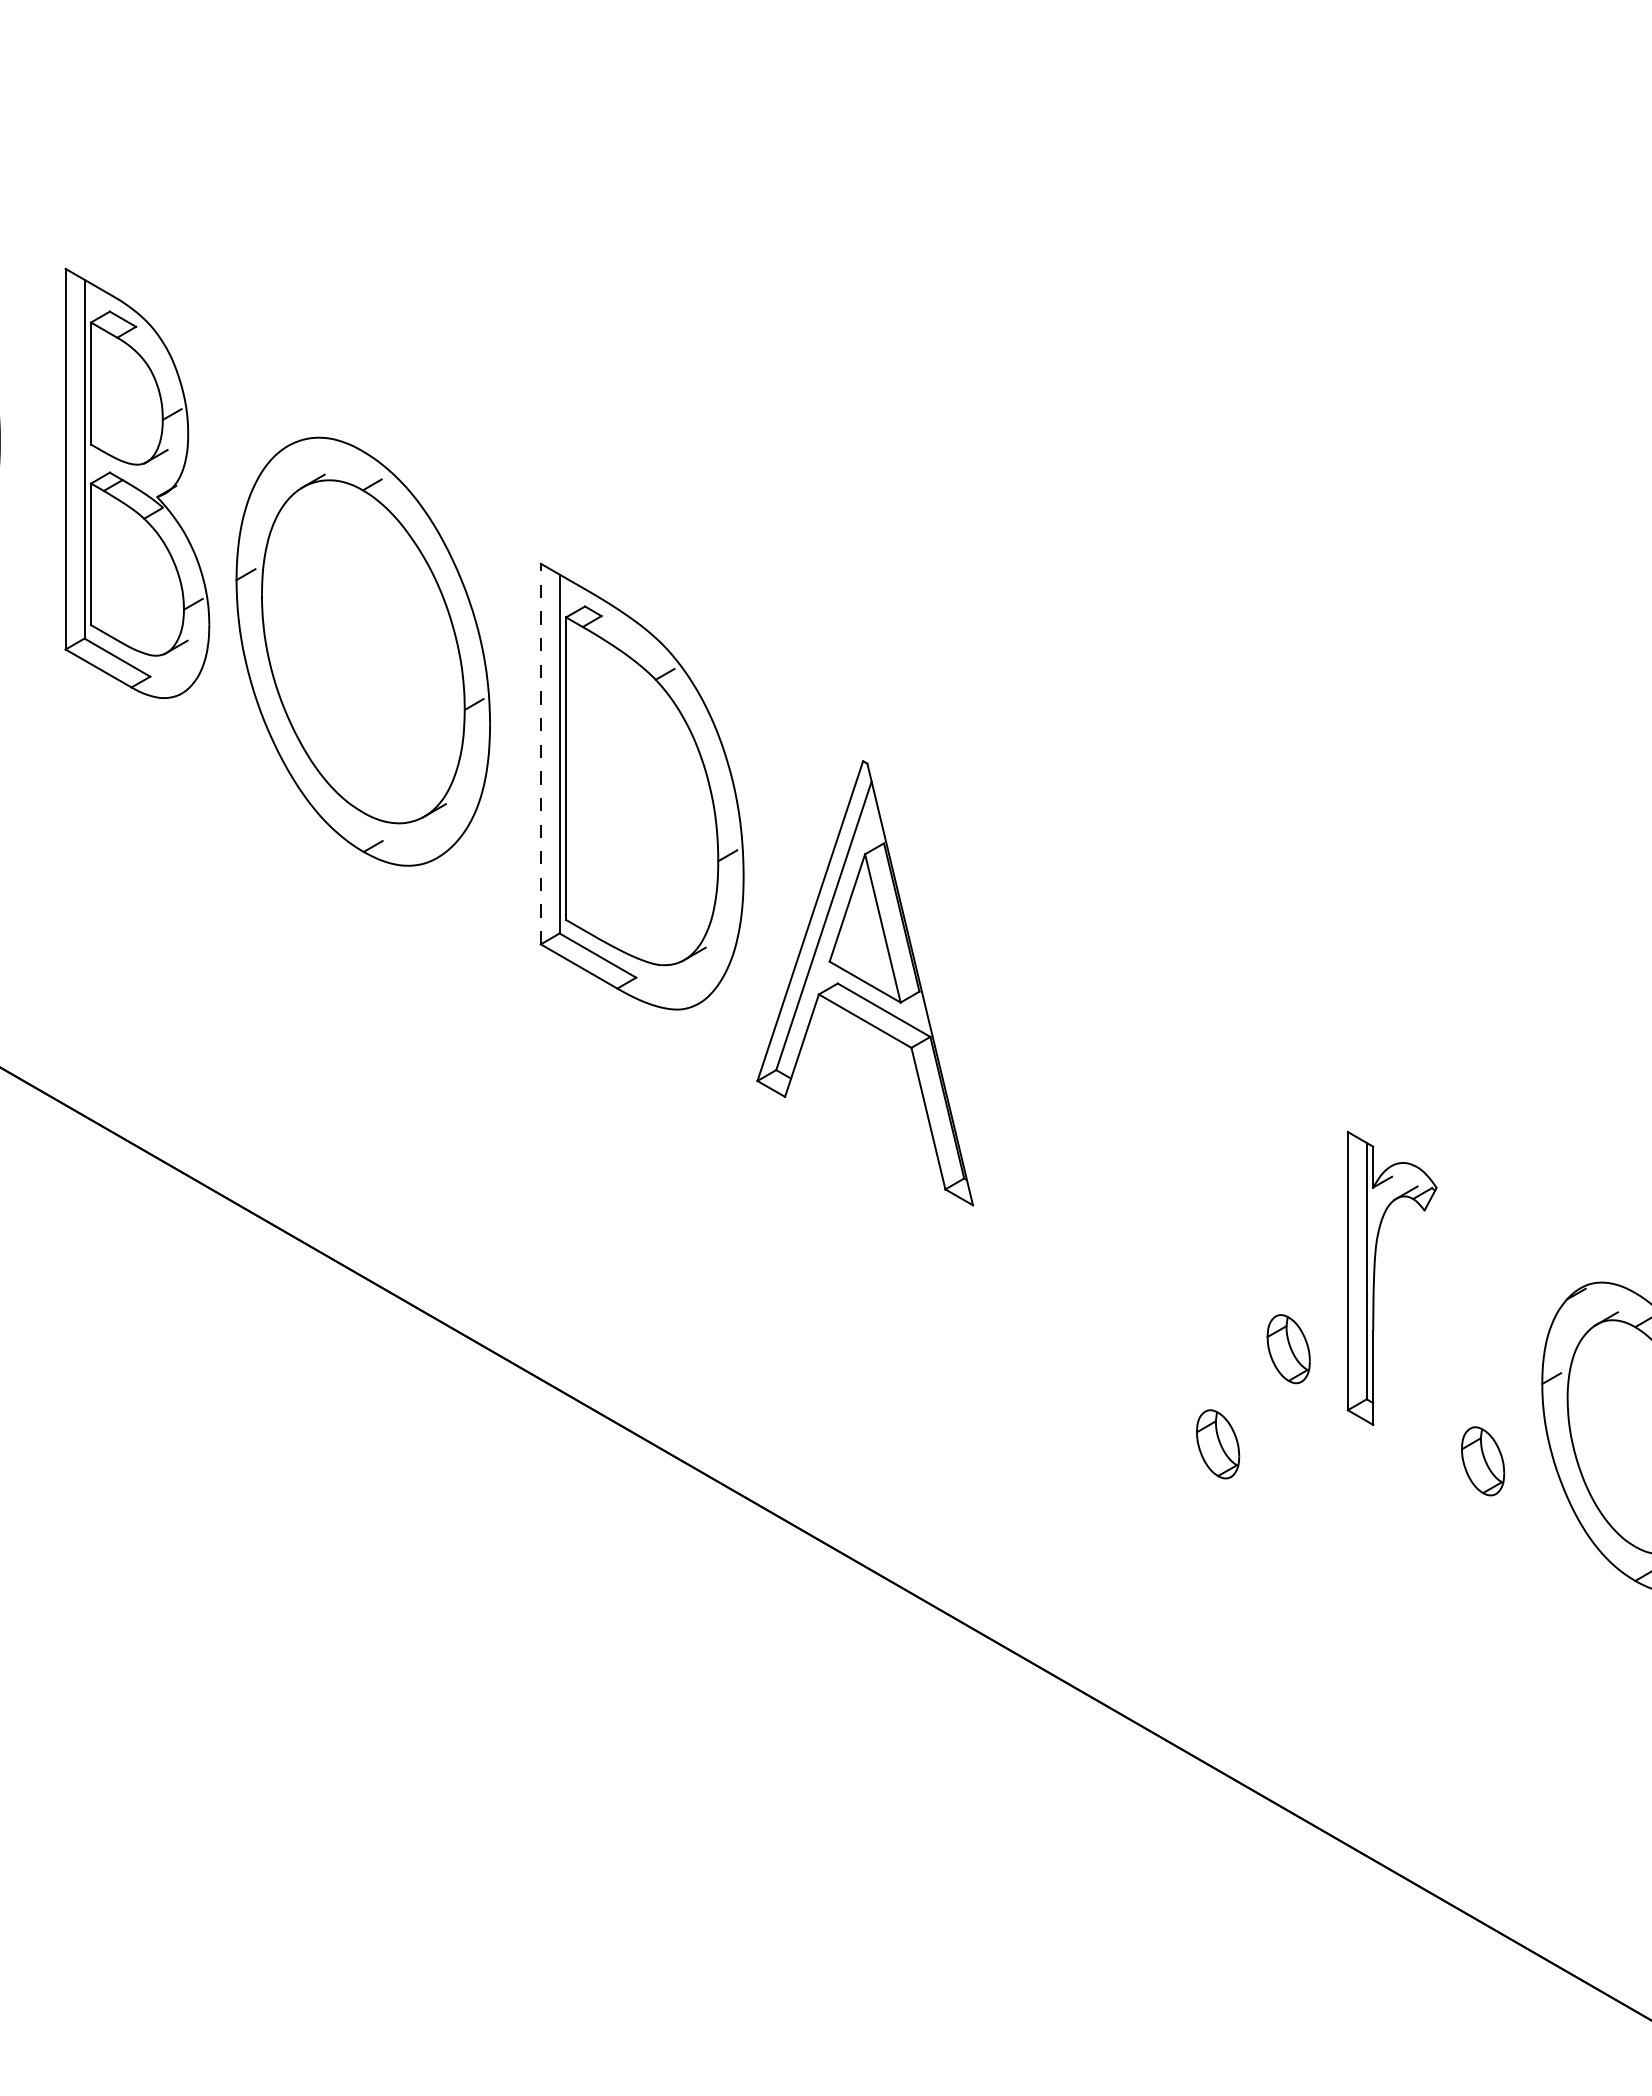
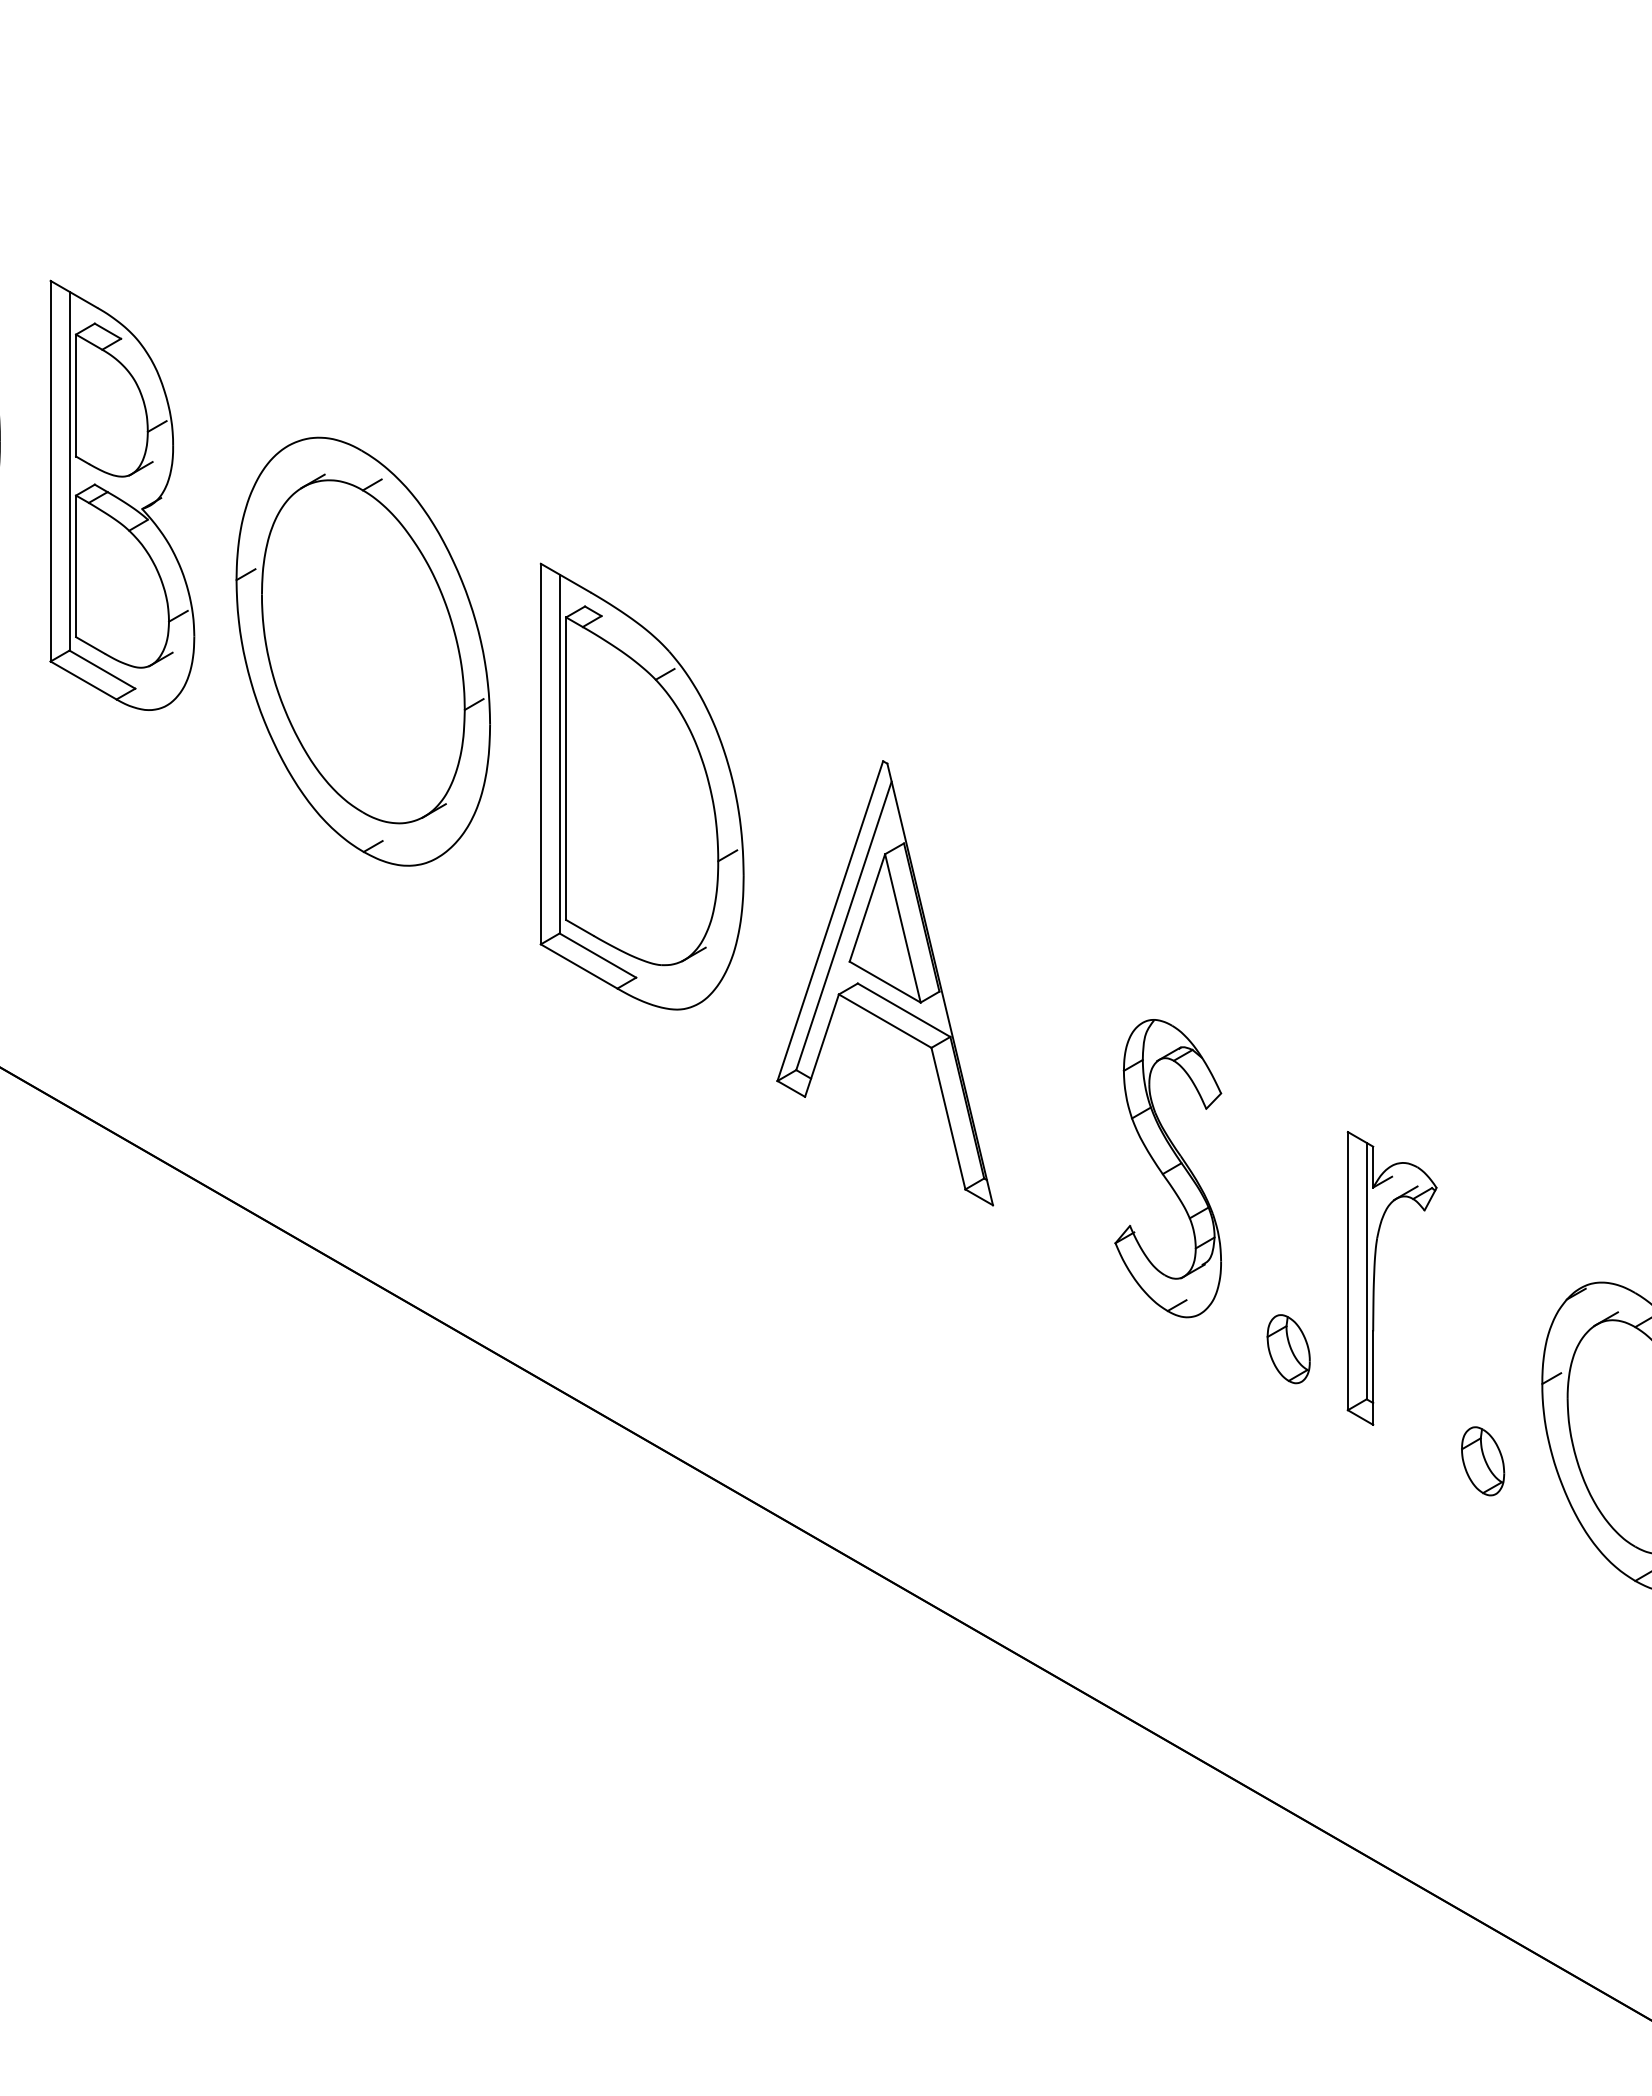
part position: (137, 482) -> (122, 494) (122, 494)
line: dashed -> solid (540, 753)
part position: (864, 983) -> (884, 983) (884, 983)
part: none -> present (1168, 1168)
part: present -> none (1218, 1444)
